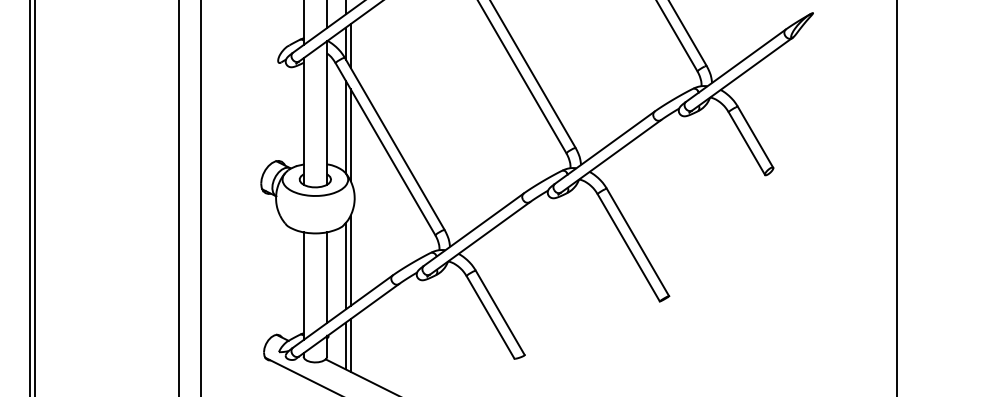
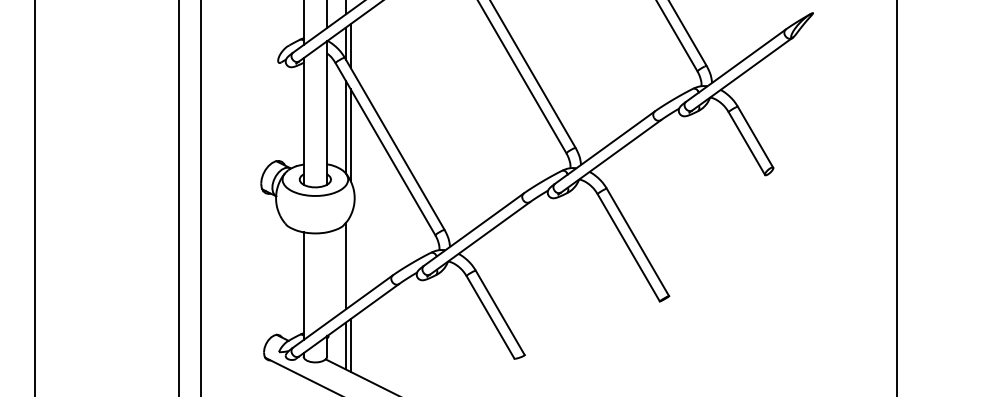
line: present -> none (30, 197)
line: present -> none (350, 260)
line: present -> none (327, 277)
